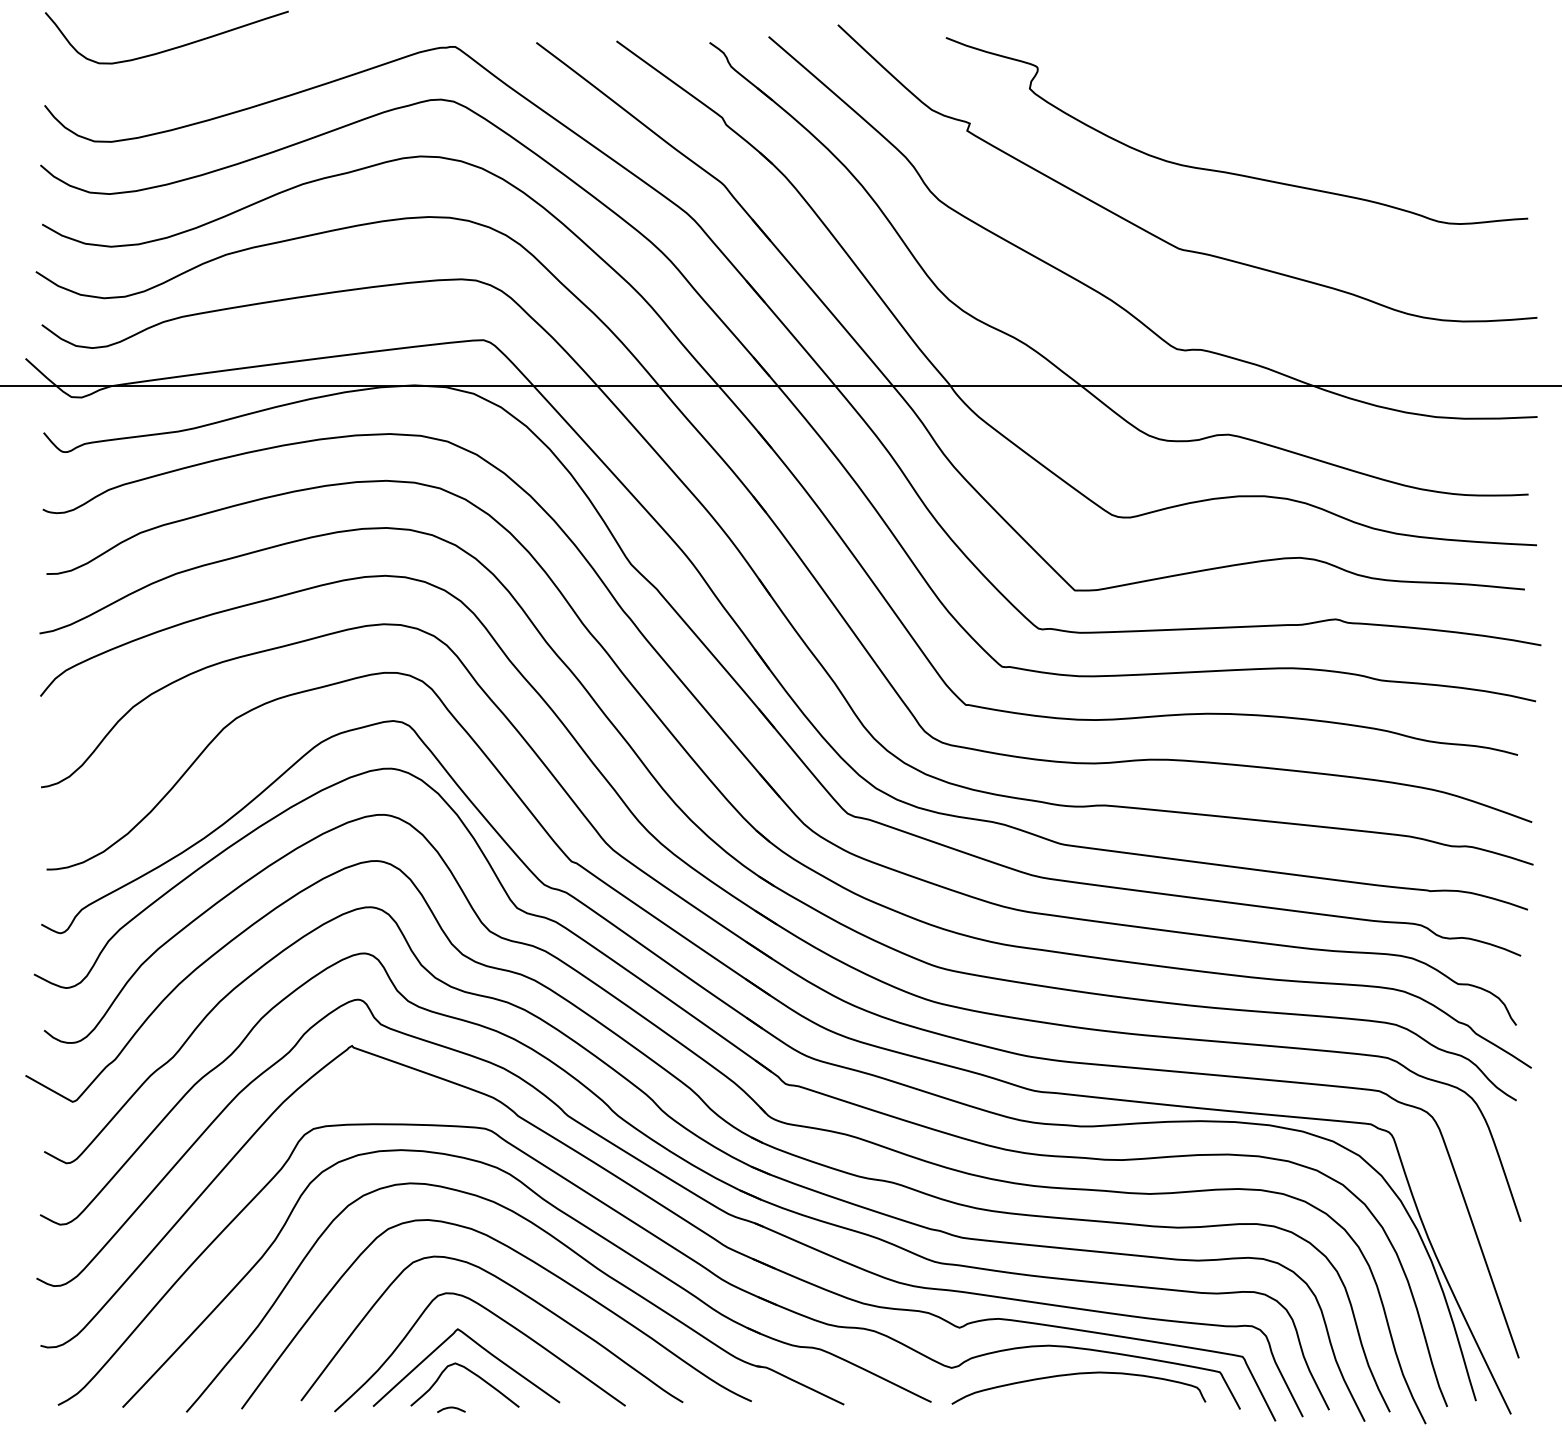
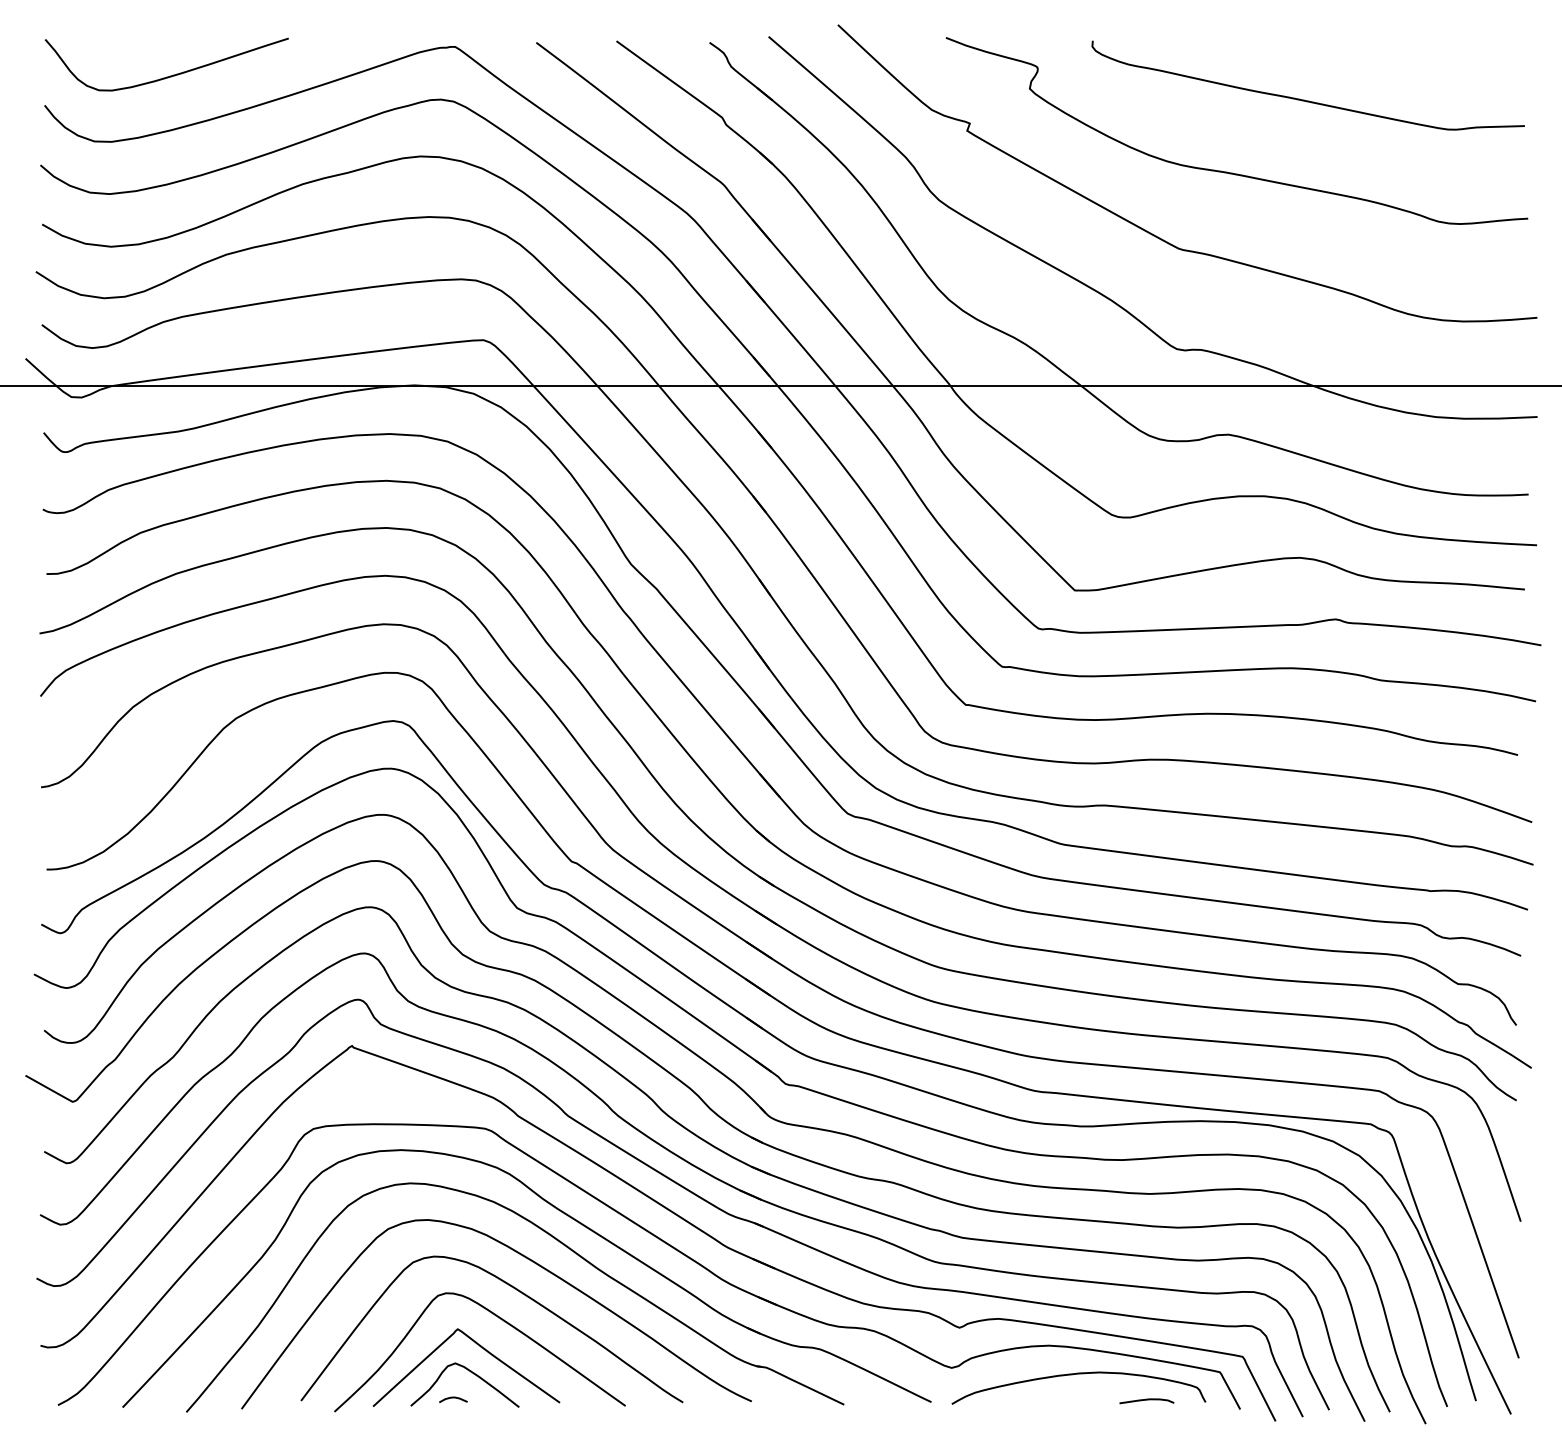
curve position: (170, 48) -> (170, 75) (170, 75)
curve: none -> present (1304, 99)
curve: none -> present (1146, 1400)
curve position: (451, 1408) -> (453, 1398) (453, 1398)
